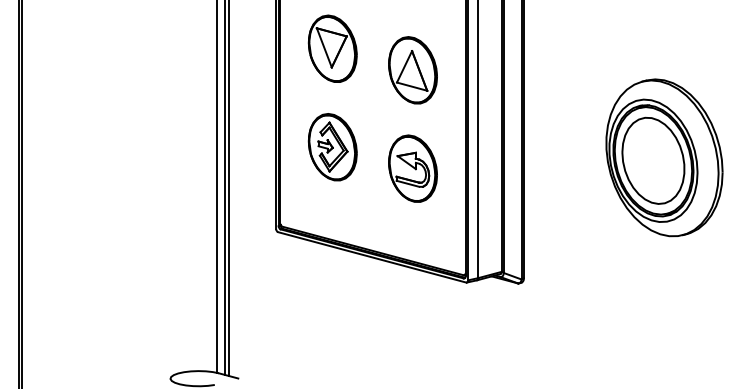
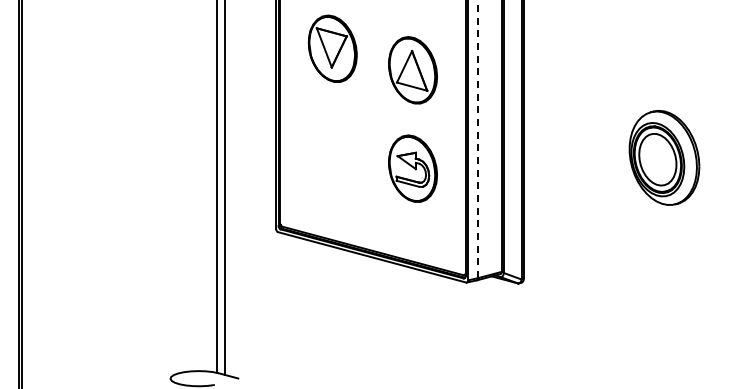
line: solid -> dashed (478, 139)
part: present -> none (332, 147)
part size: 119x160 px -> 73x96 px (664, 157)
line: present -> none (228, 189)
